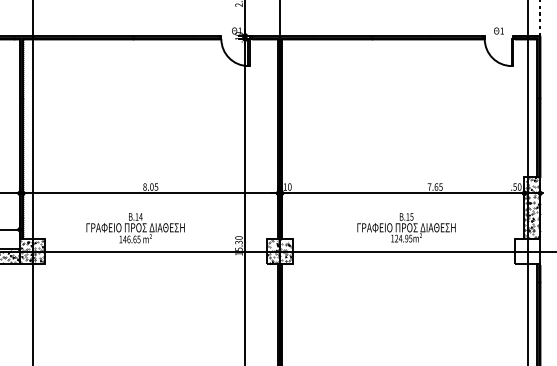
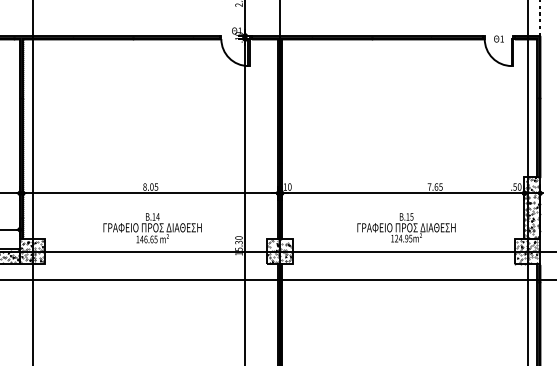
text position: (498, 30) -> (498, 38) (498, 38)
text position: (135, 228) -> (152, 228) (152, 228)
hatch: none -> present (527, 251)
line: none -> present (277, 280)
